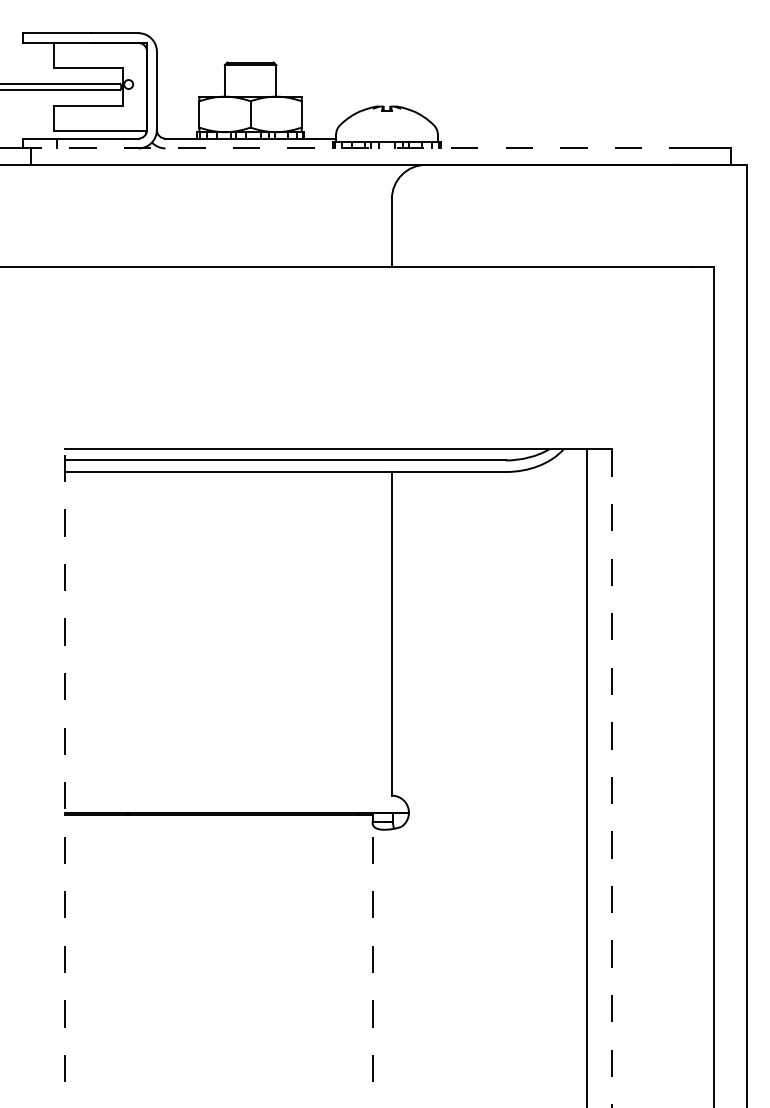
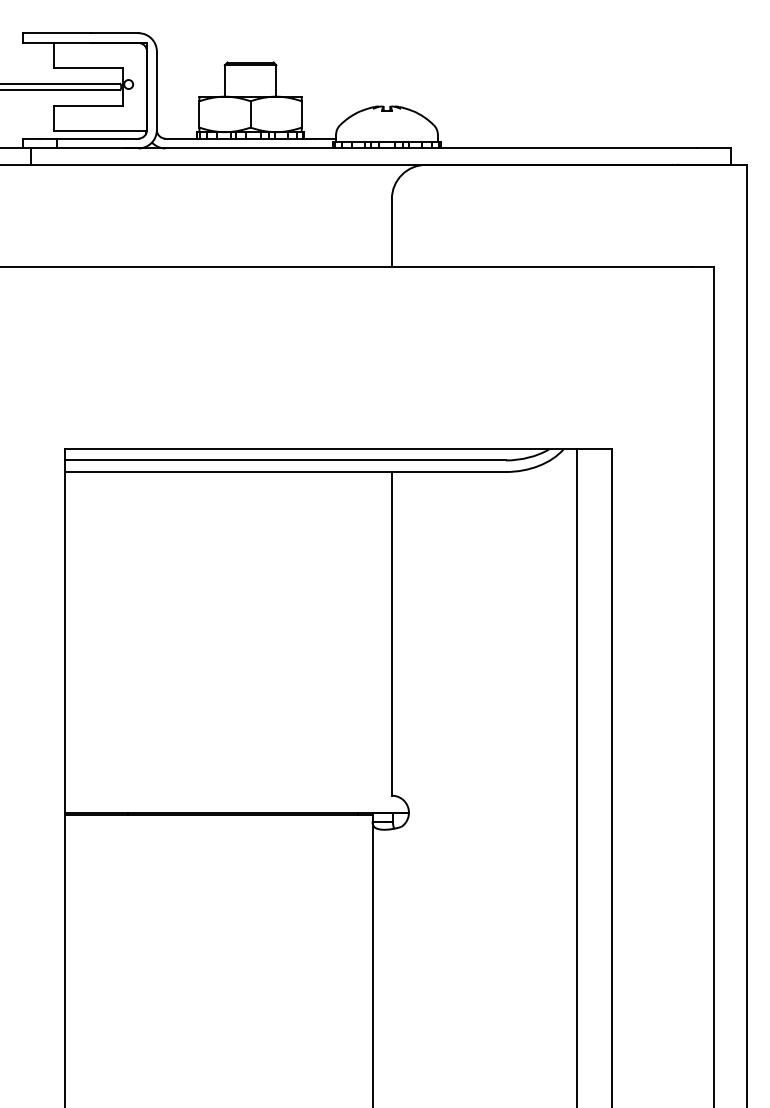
line: dashed -> solid (363, 148)
line position: (587, 776) -> (577, 776) (577, 776)
line: dashed -> solid (65, 778)
line: dashed -> solid (612, 778)
line: dashed -> solid (372, 964)
